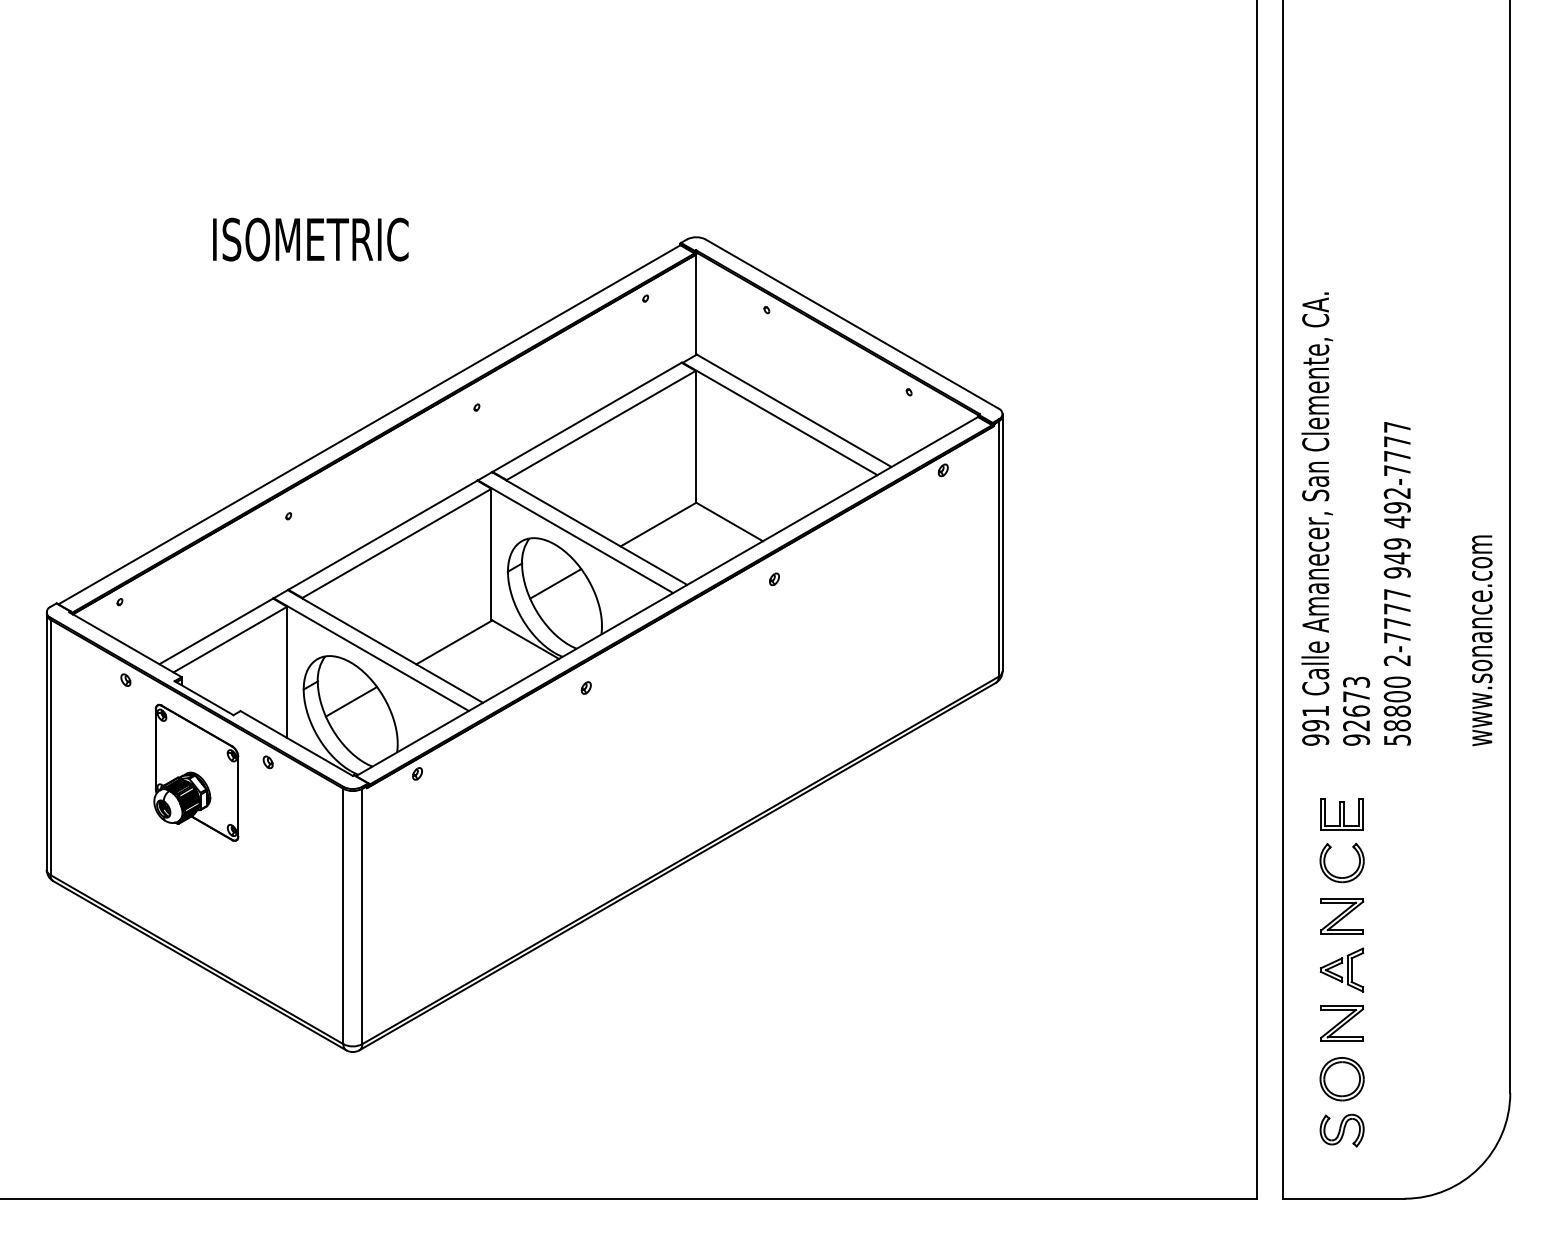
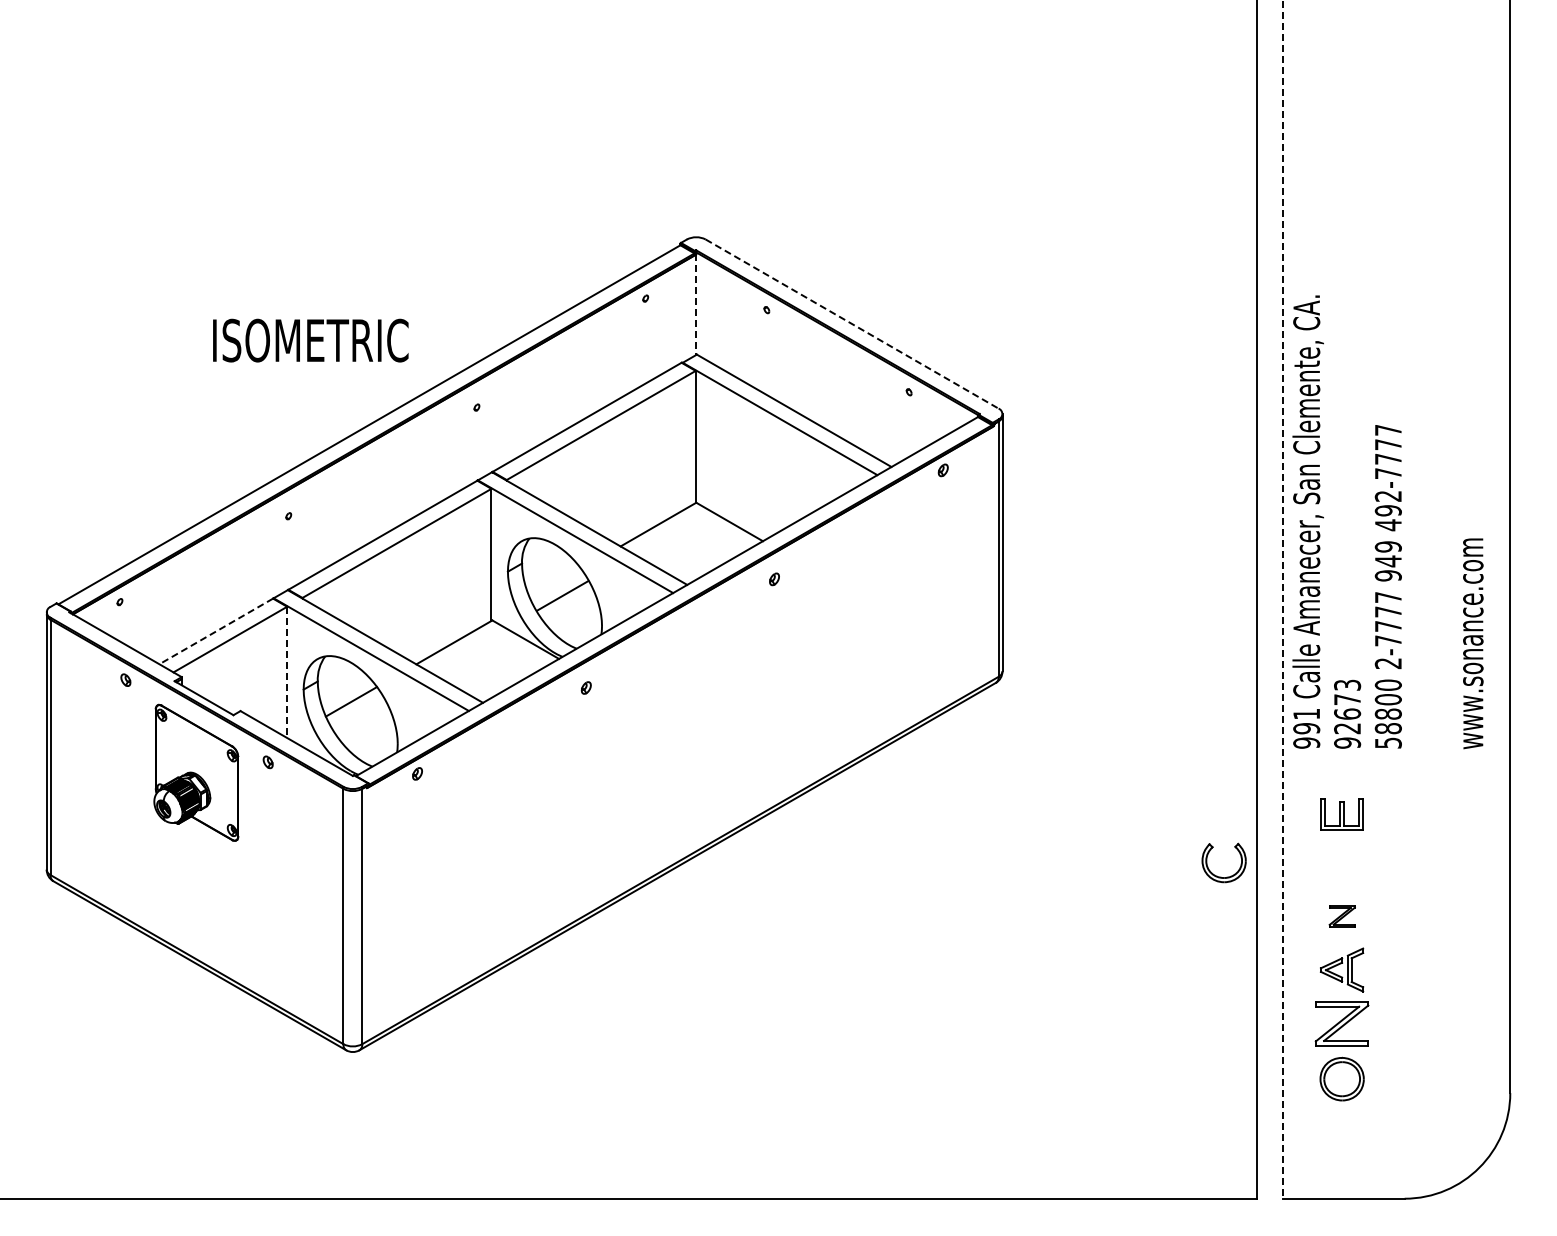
text position: (310, 239) -> (310, 340) (310, 340)
line: solid -> dashed (696, 304)
line: solid -> dashed (852, 324)
text position: (1396, 519) -> (1387, 522) (1387, 522)
line position: (555, 583) -> (562, 595) (562, 595)
line: solid -> dashed (1282, 599)
line: solid -> dashed (216, 631)
line: solid -> dashed (287, 672)
part position: (1339, 876) -> (1221, 876) (1221, 876)
part size: 45x37 px -> 28x23 px (1341, 916)
part size: 45x37 px -> 56x46 px (1341, 1023)
part: present -> none (1341, 1130)
